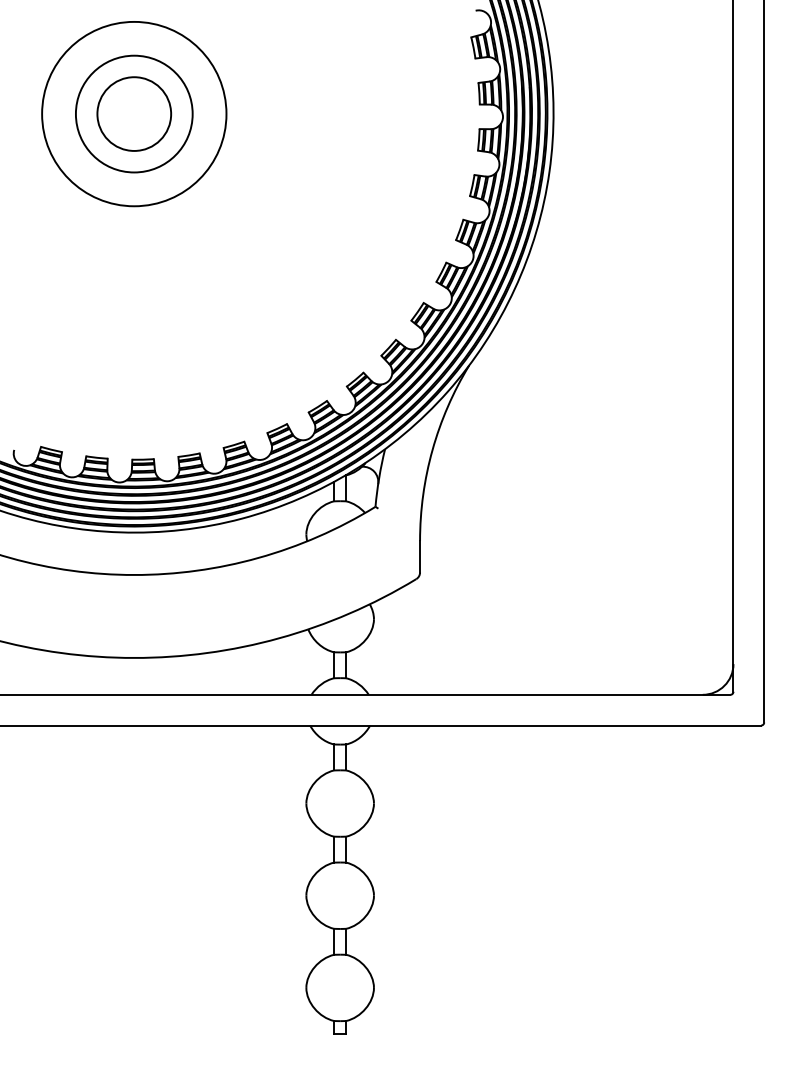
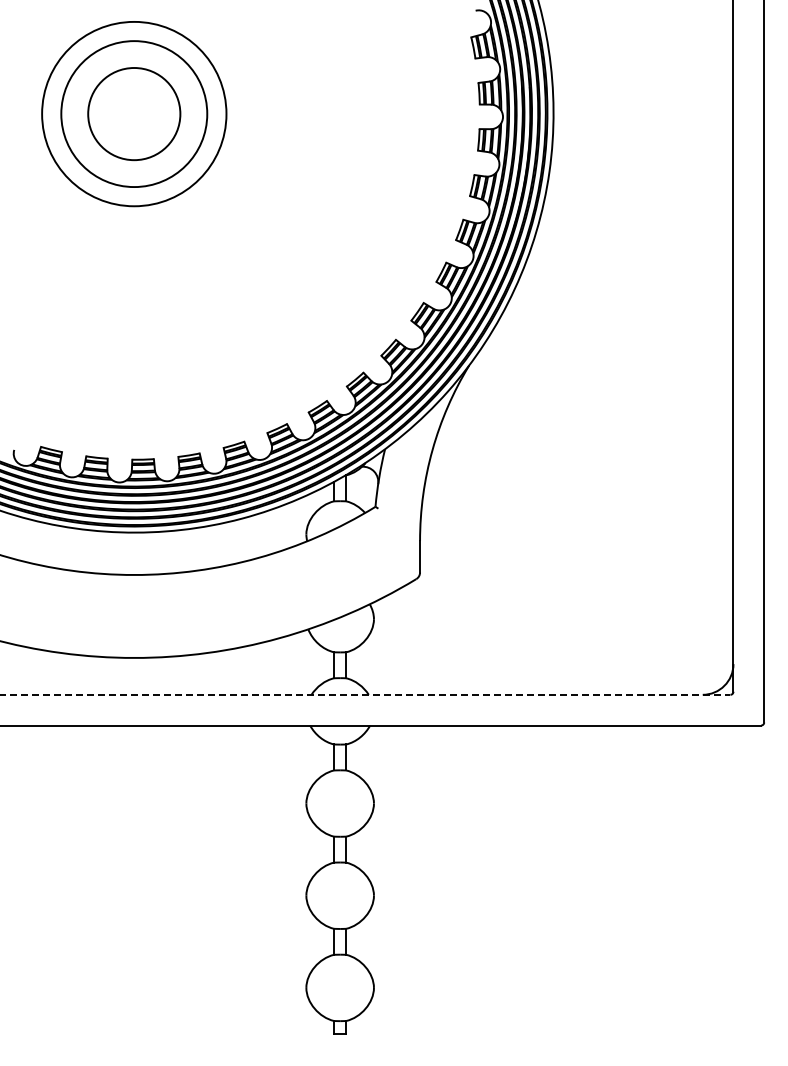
circle diameter: 117 px -> 146 px (134, 114)
circle diameter: 74 px -> 92 px (134, 114)
line: solid -> dashed (365, 694)
